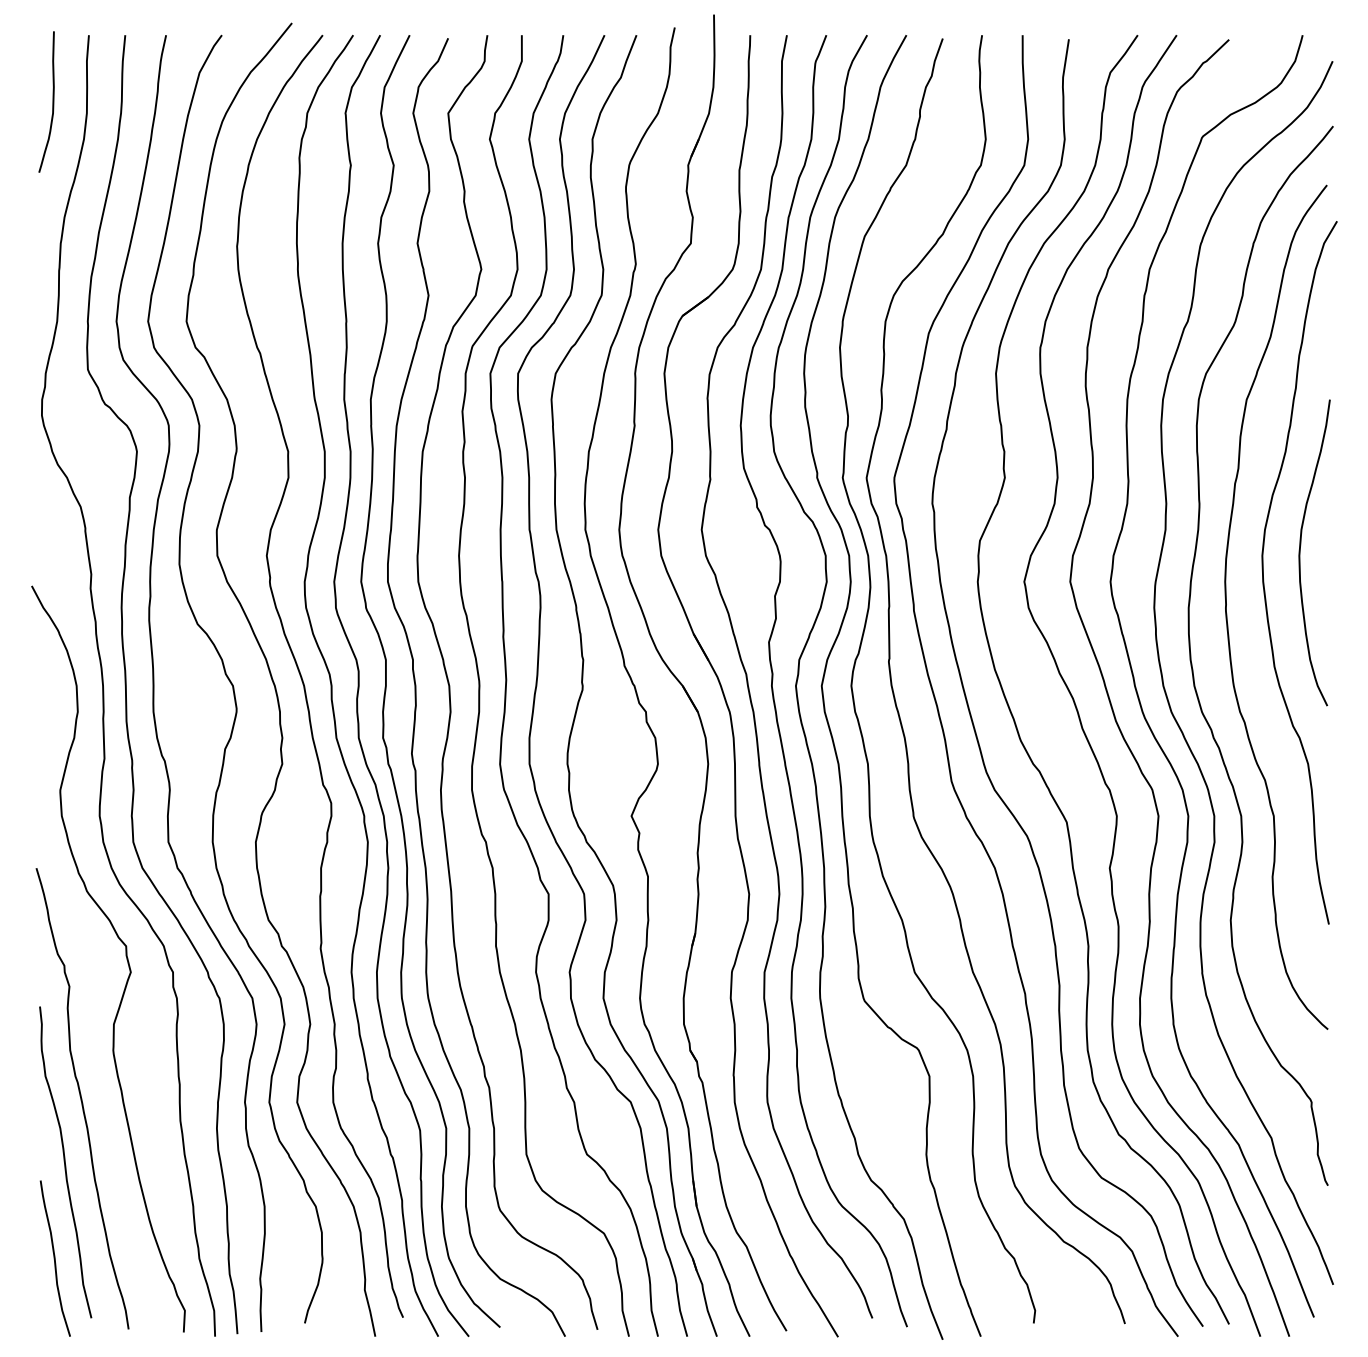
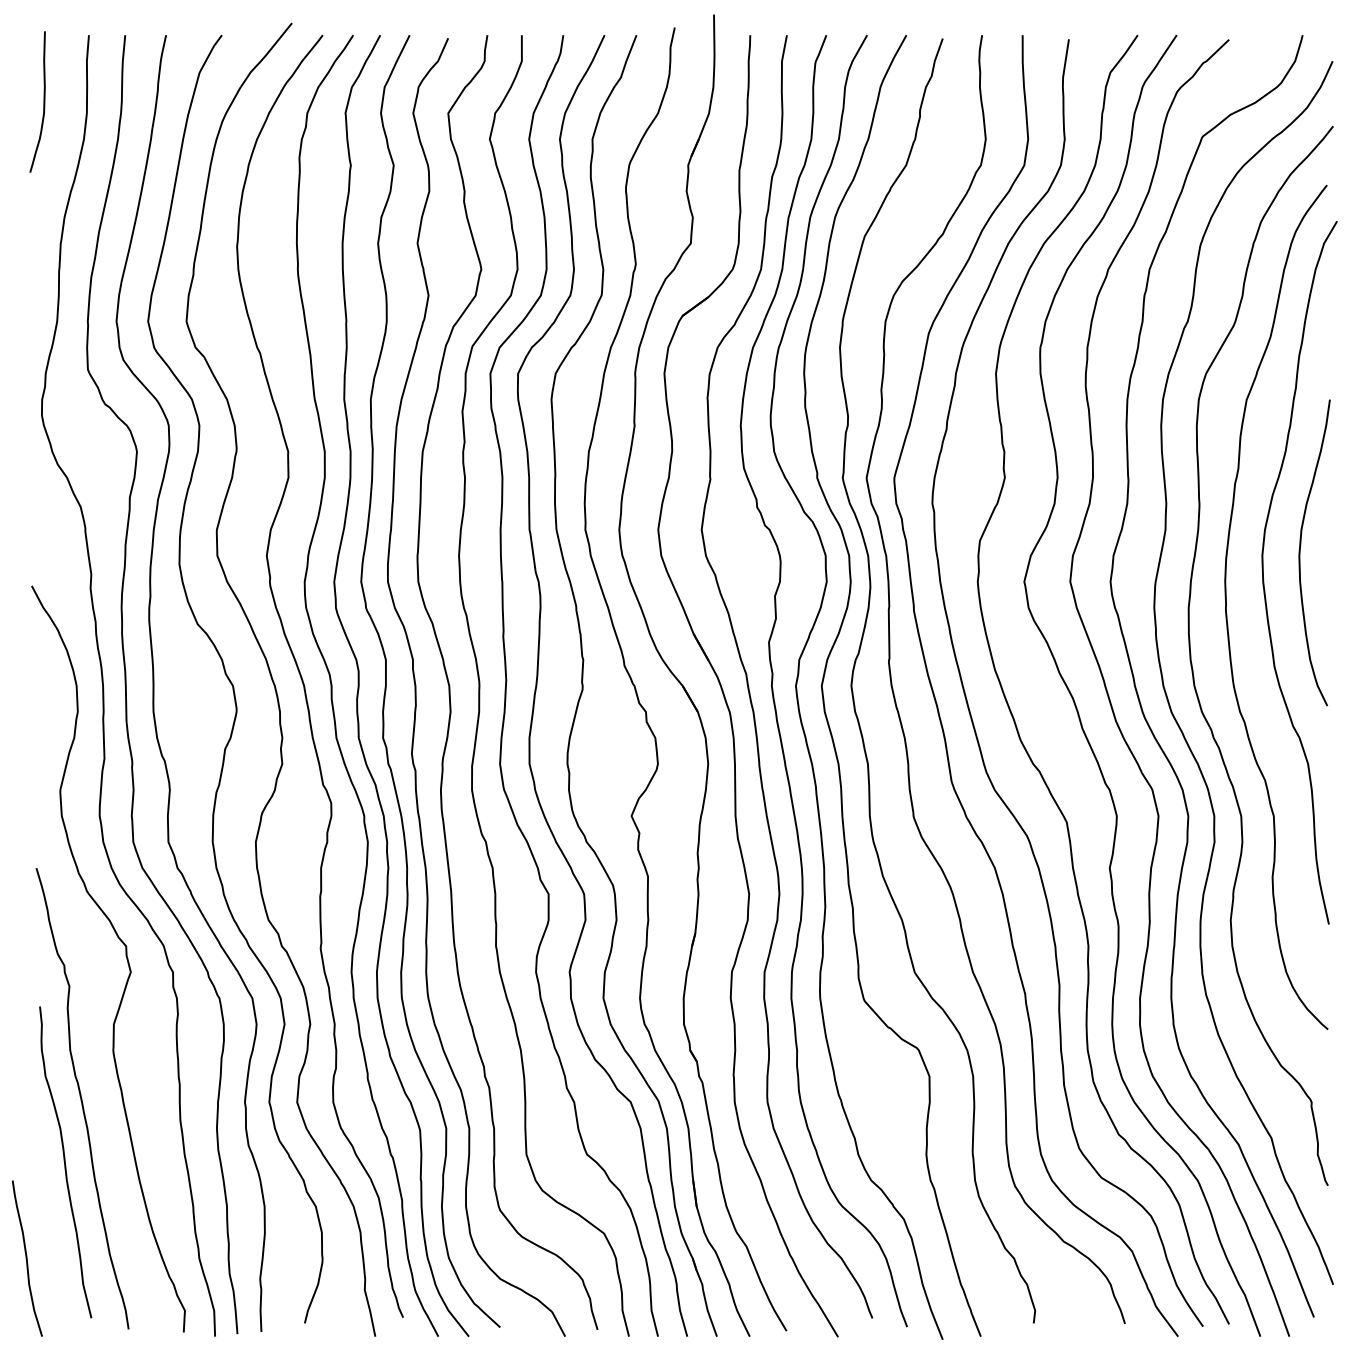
curve position: (52, 101) -> (43, 101) (43, 101)
curve position: (54, 1258) -> (26, 1258) (26, 1258)
